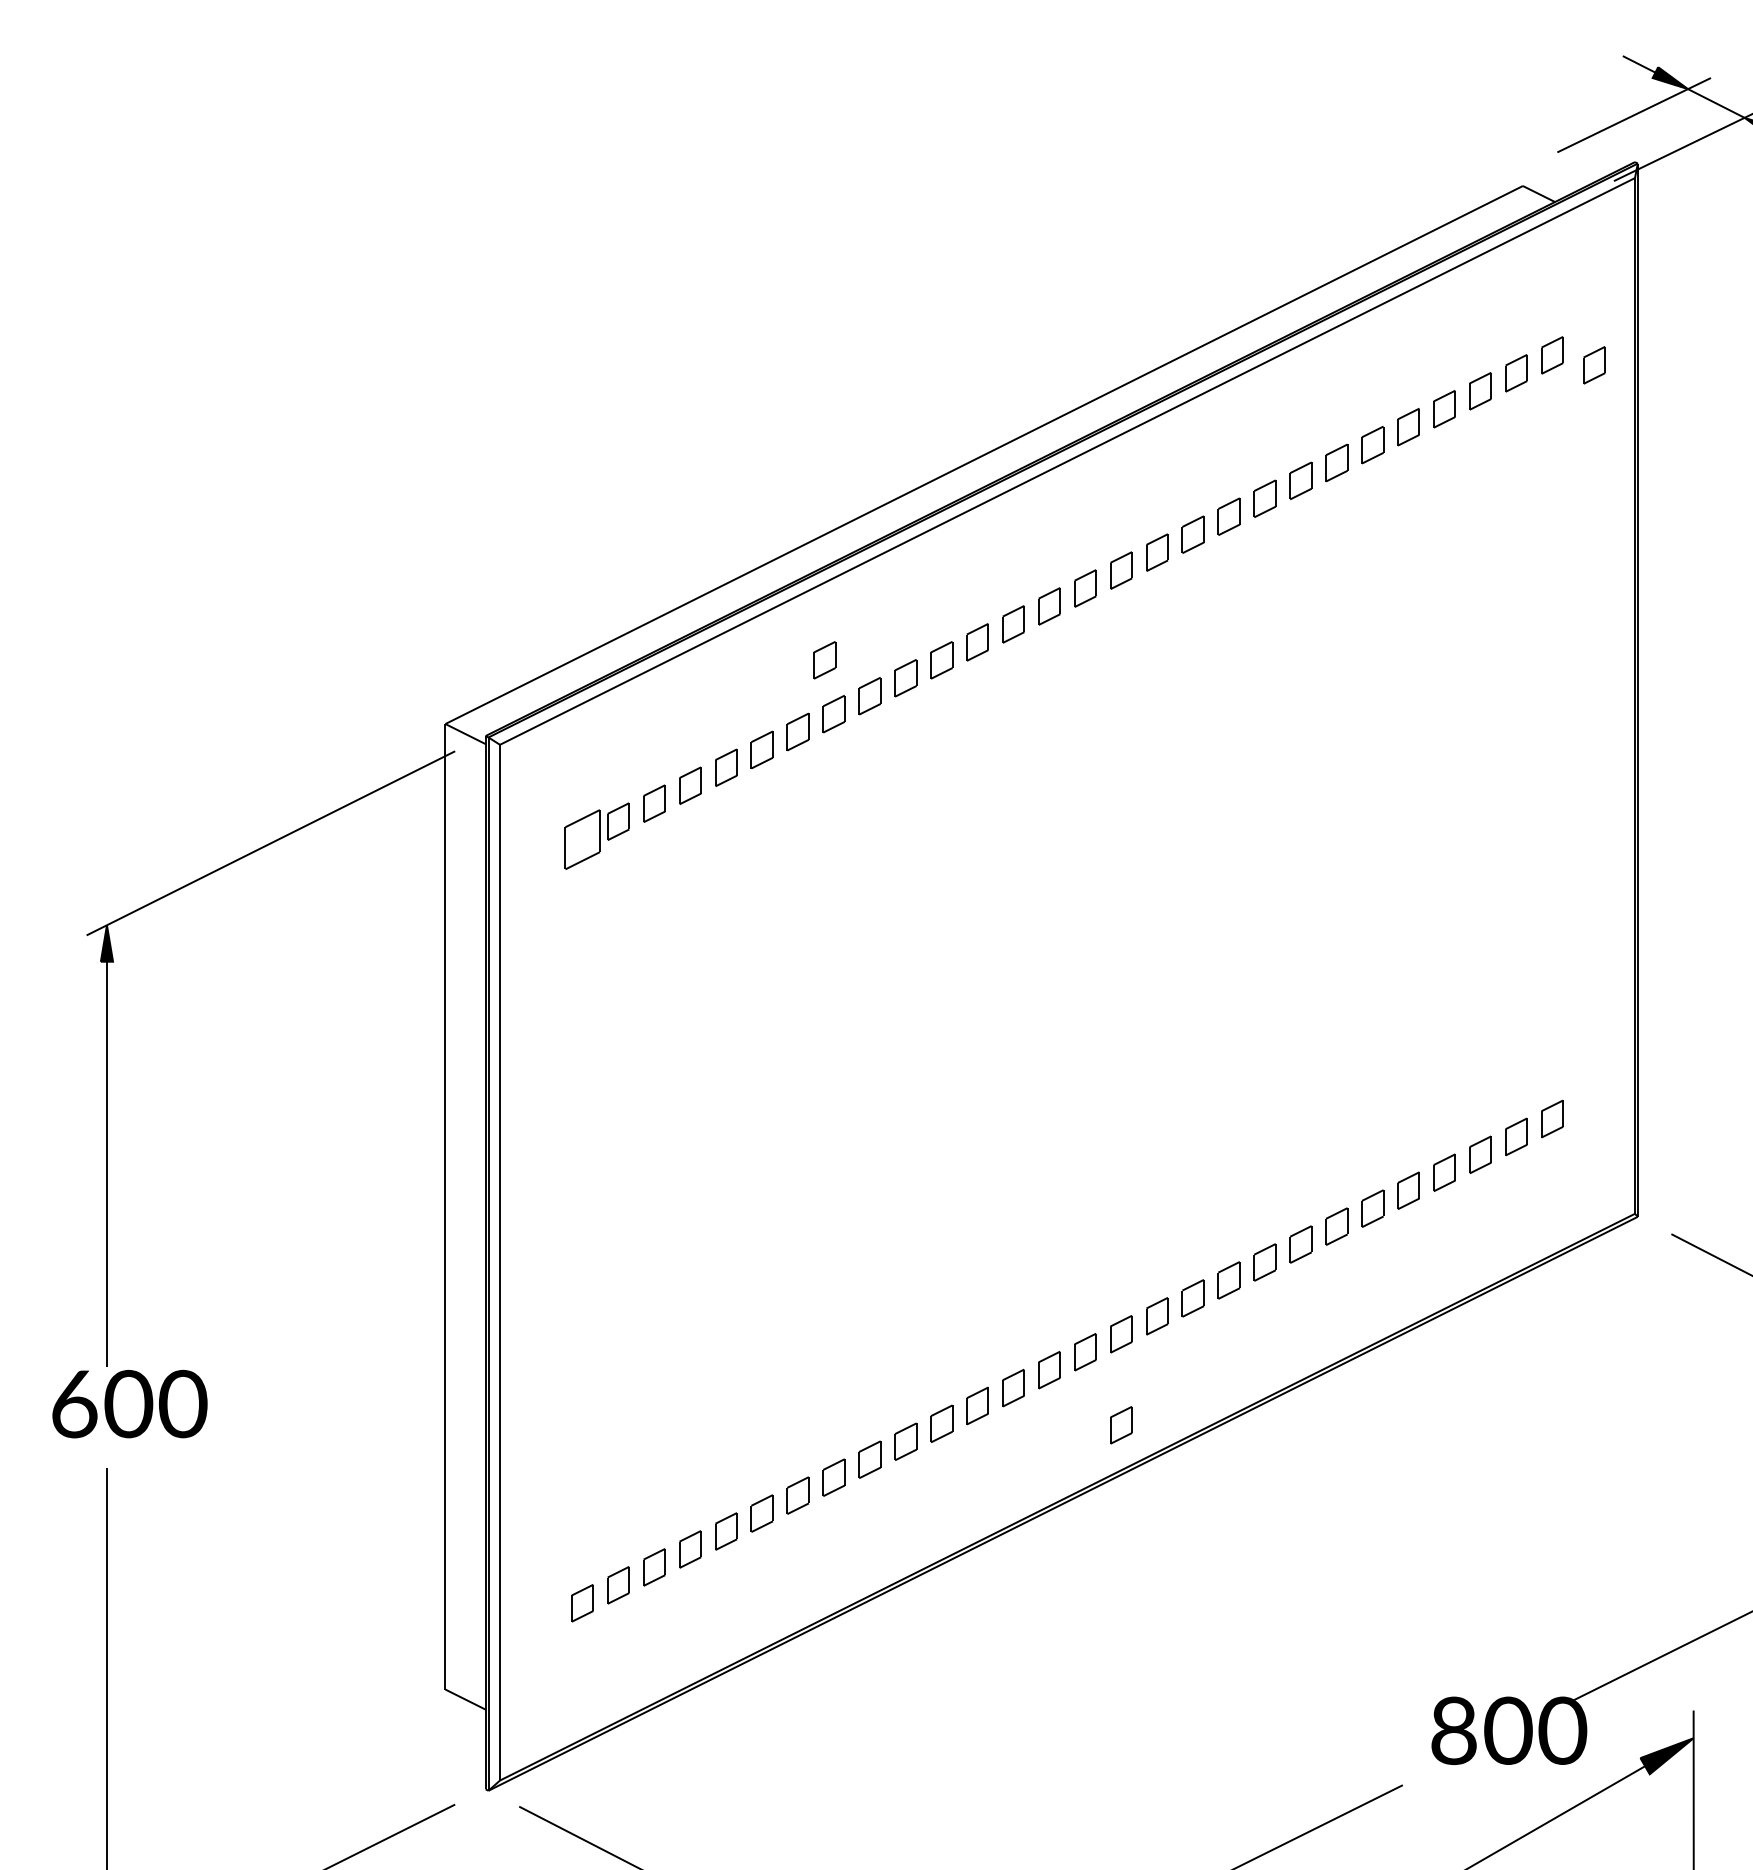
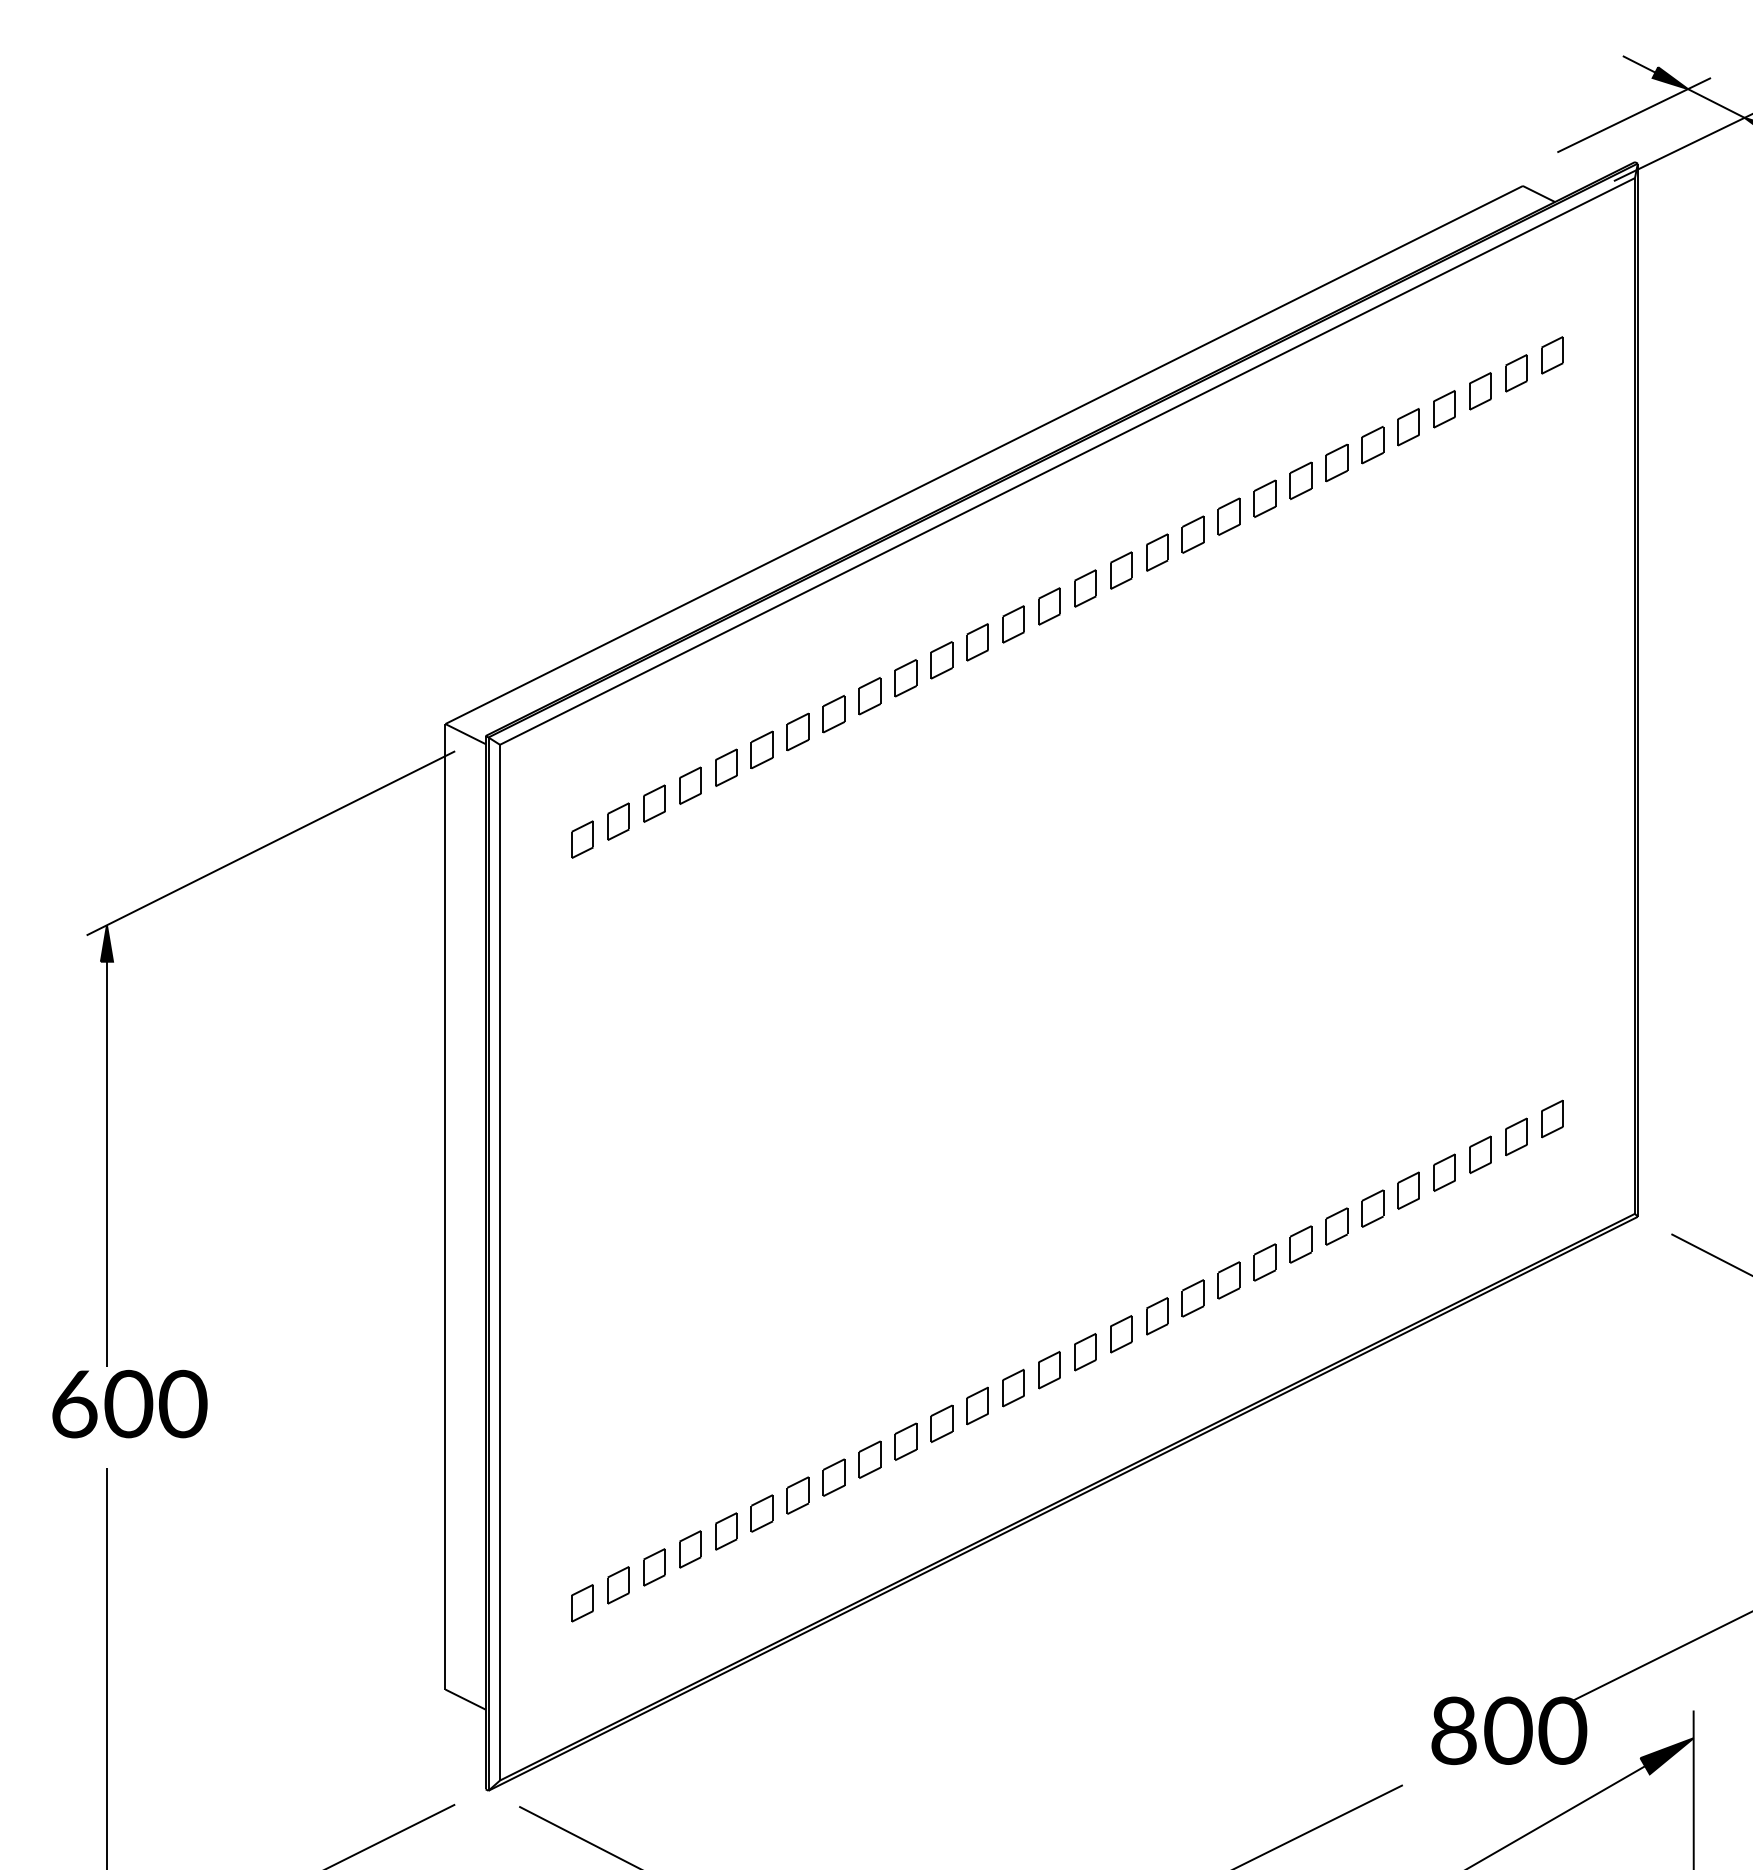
part: present -> none (1594, 365)
part: present -> none (824, 660)
part size: 37x61 px -> 23x39 px (582, 839)
part: present -> none (1121, 1425)
